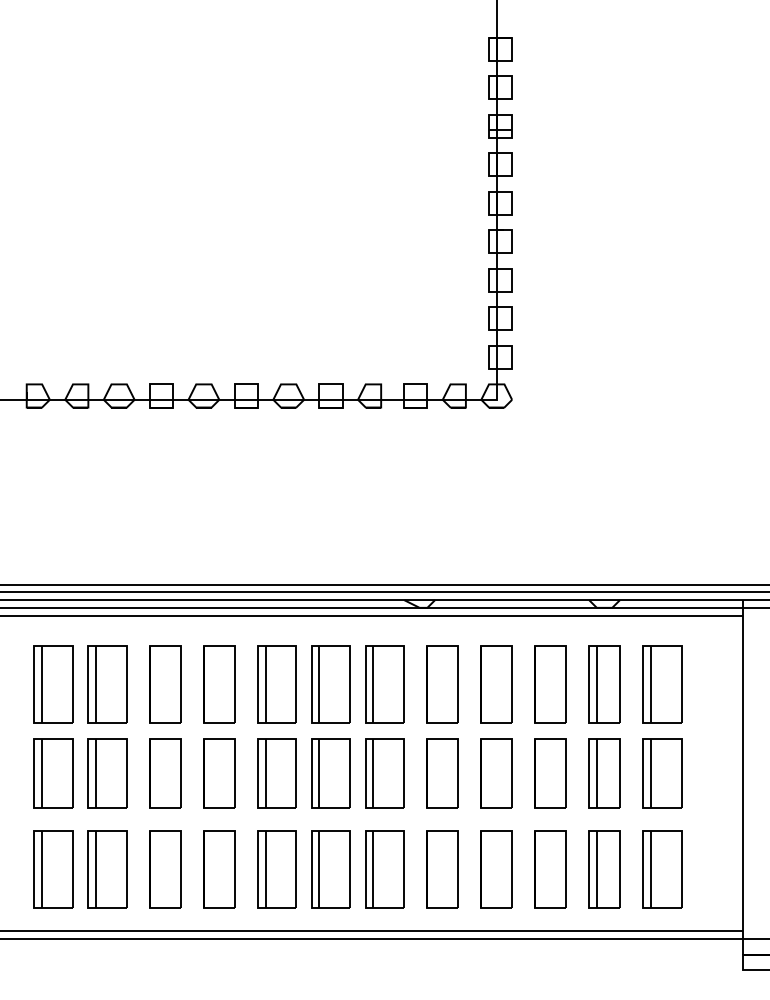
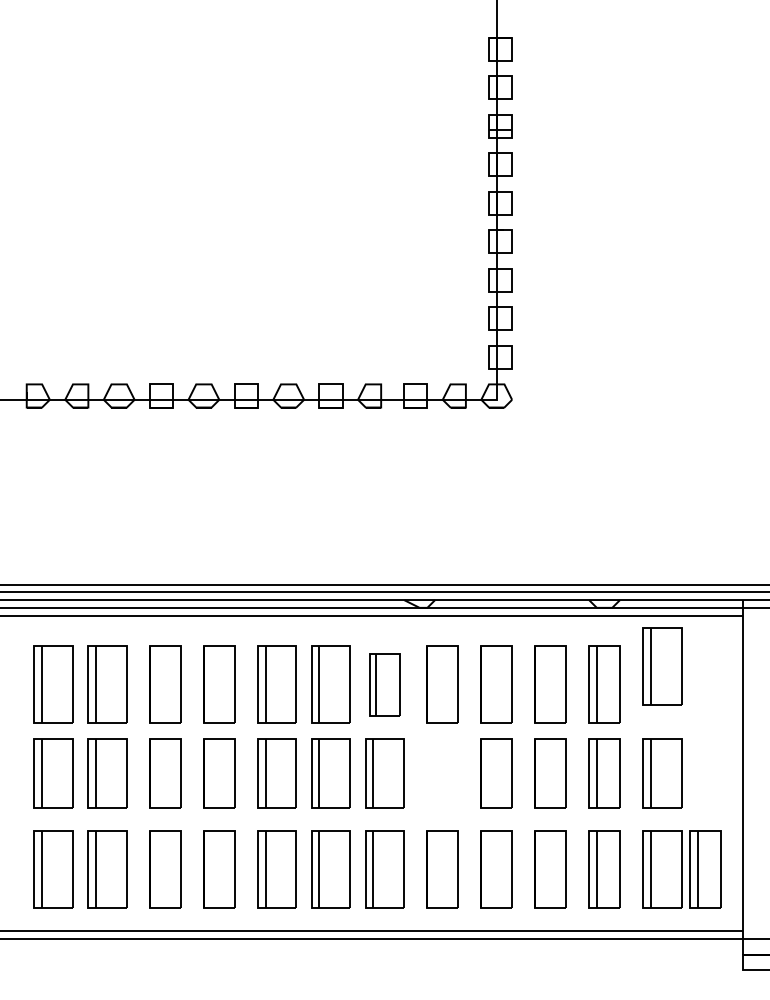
part size: 40x79 px -> 32x64 px (384, 684)
part position: (662, 684) -> (662, 666) (662, 666)
part: present -> none (442, 773)
part: none -> present (705, 869)
